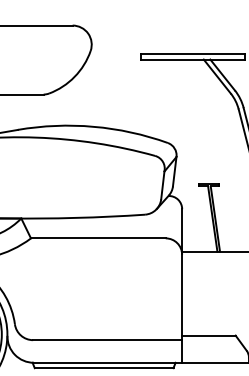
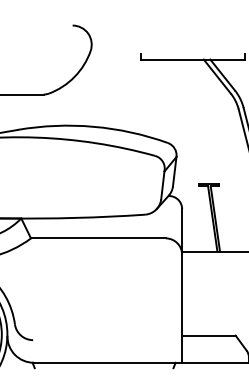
line: present -> none (37, 25)
line: present -> none (192, 54)
line: present -> none (107, 340)
line: present -> none (103, 368)
